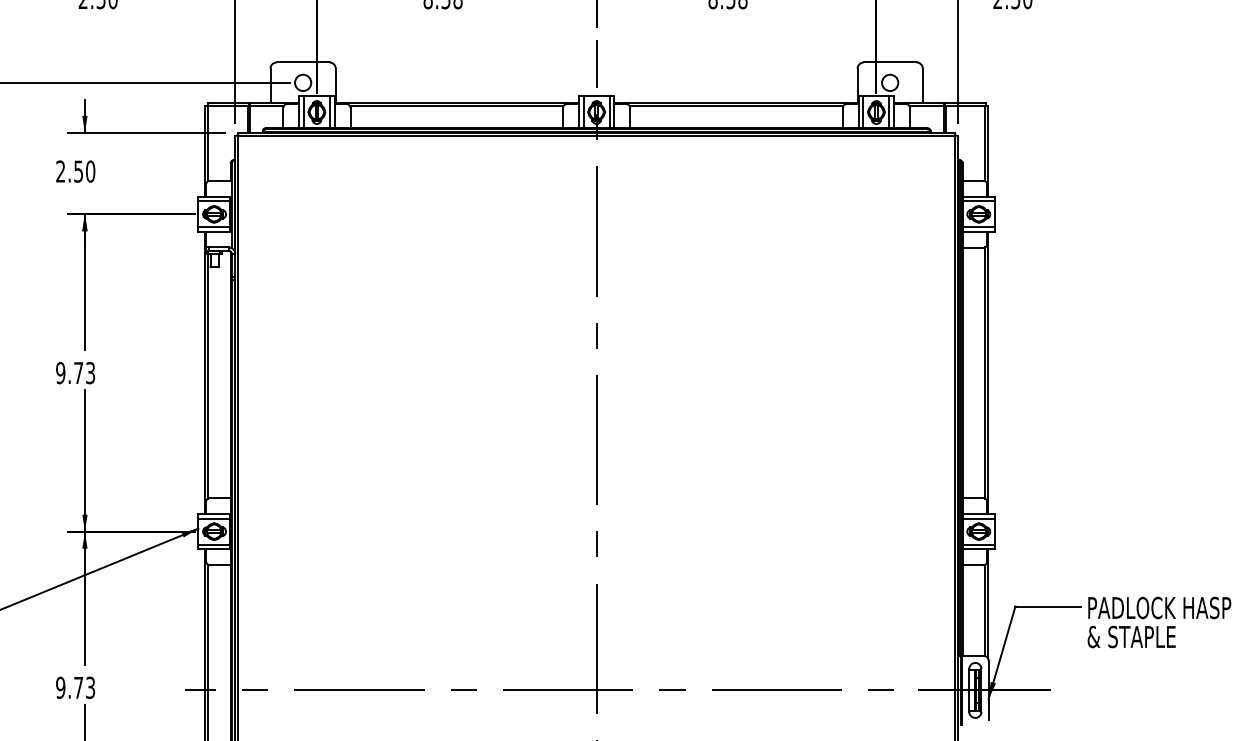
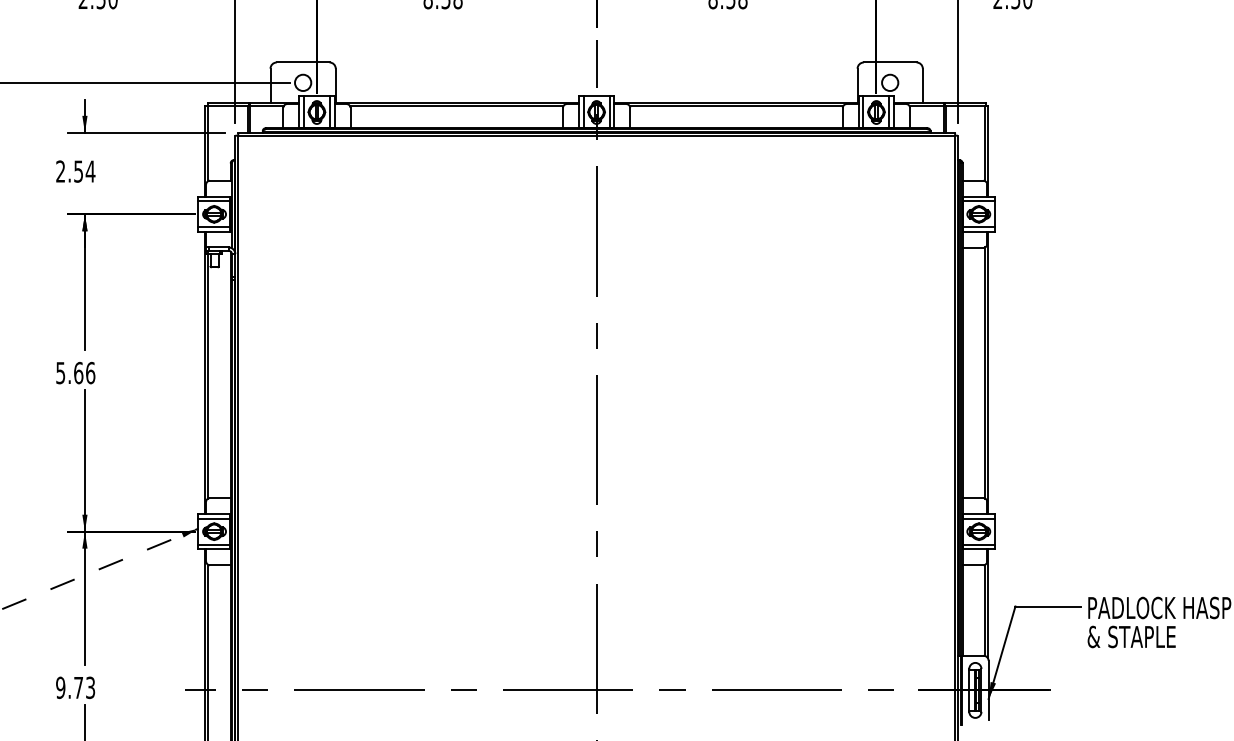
text: 2.50 -> 2.54 (90, 171)
text: 9.73 -> 5.66 (75, 372)
line: solid -> dashed (99, 569)
